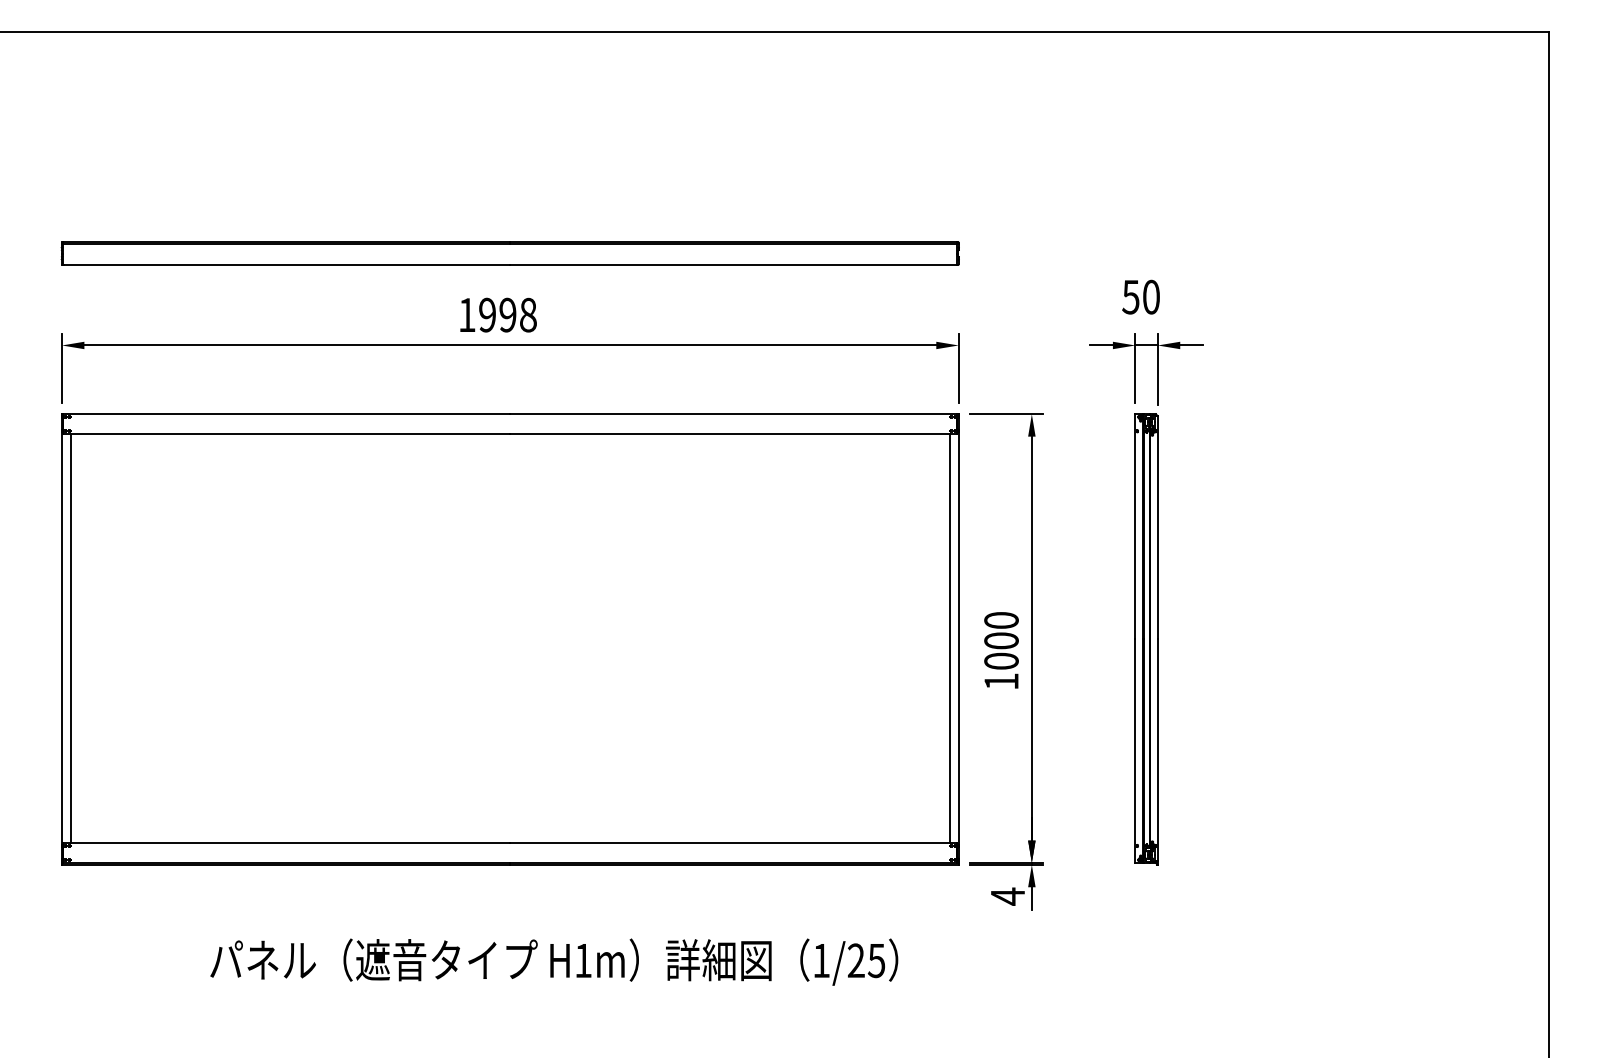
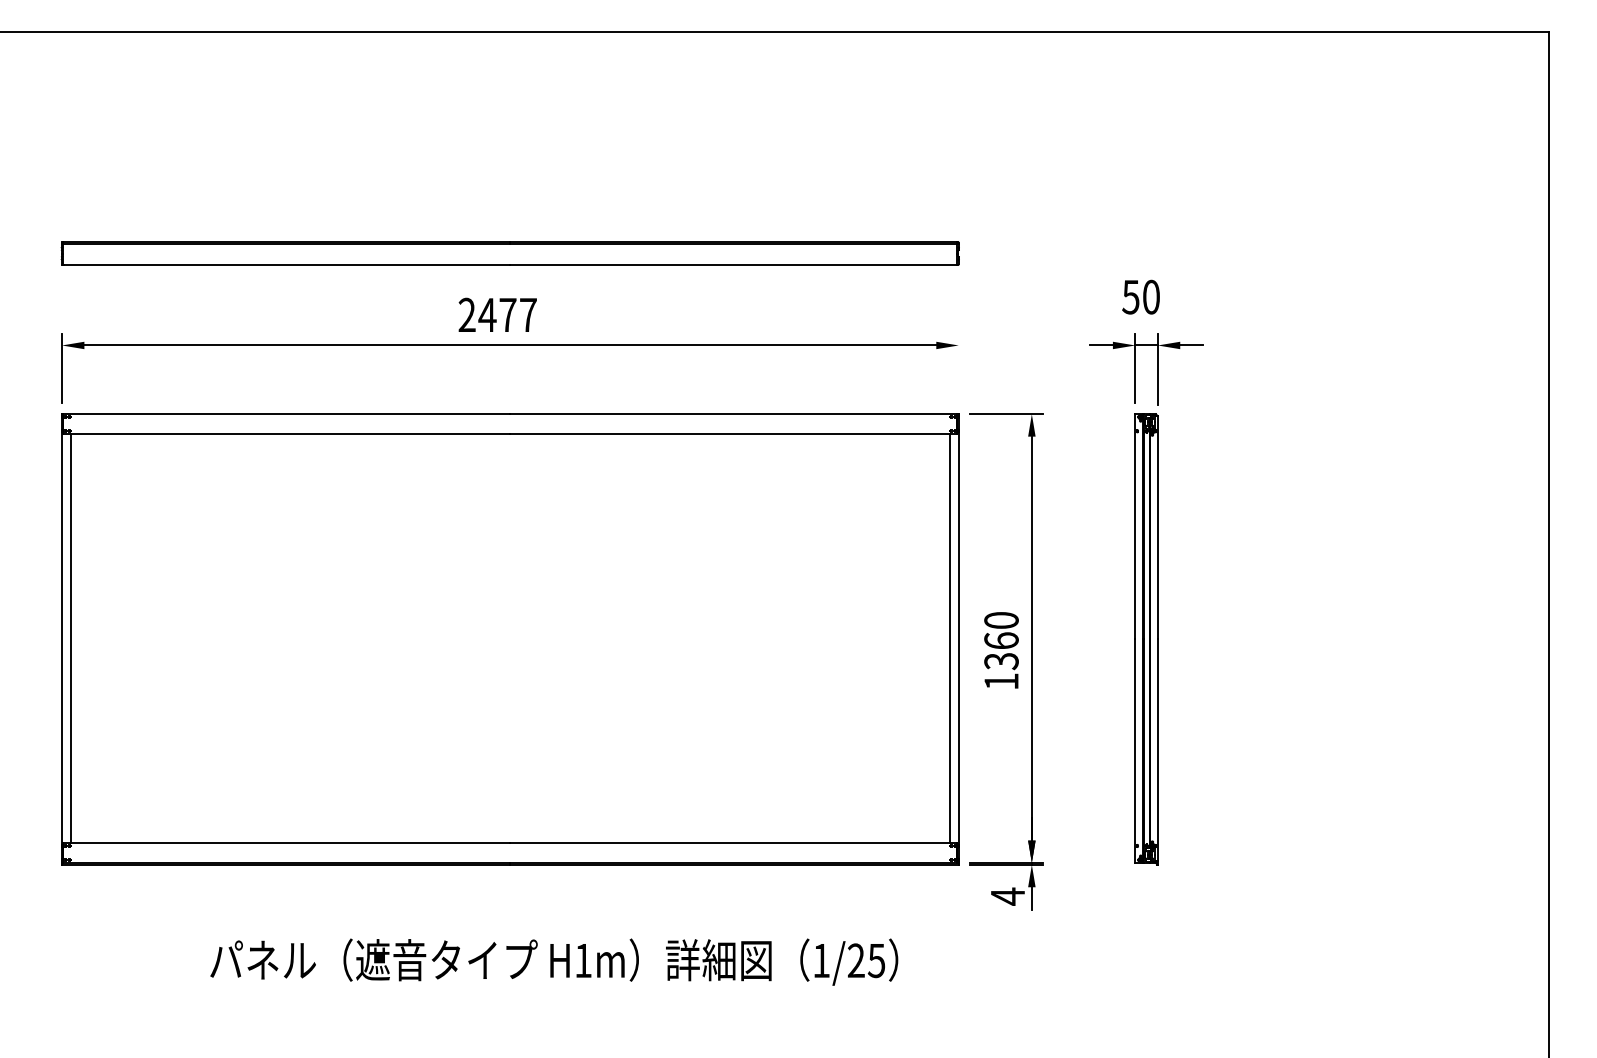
text: 1998 -> 2477 (497, 314)
line: present -> none (958, 368)
text: 1000 -> 1360 (1001, 651)
